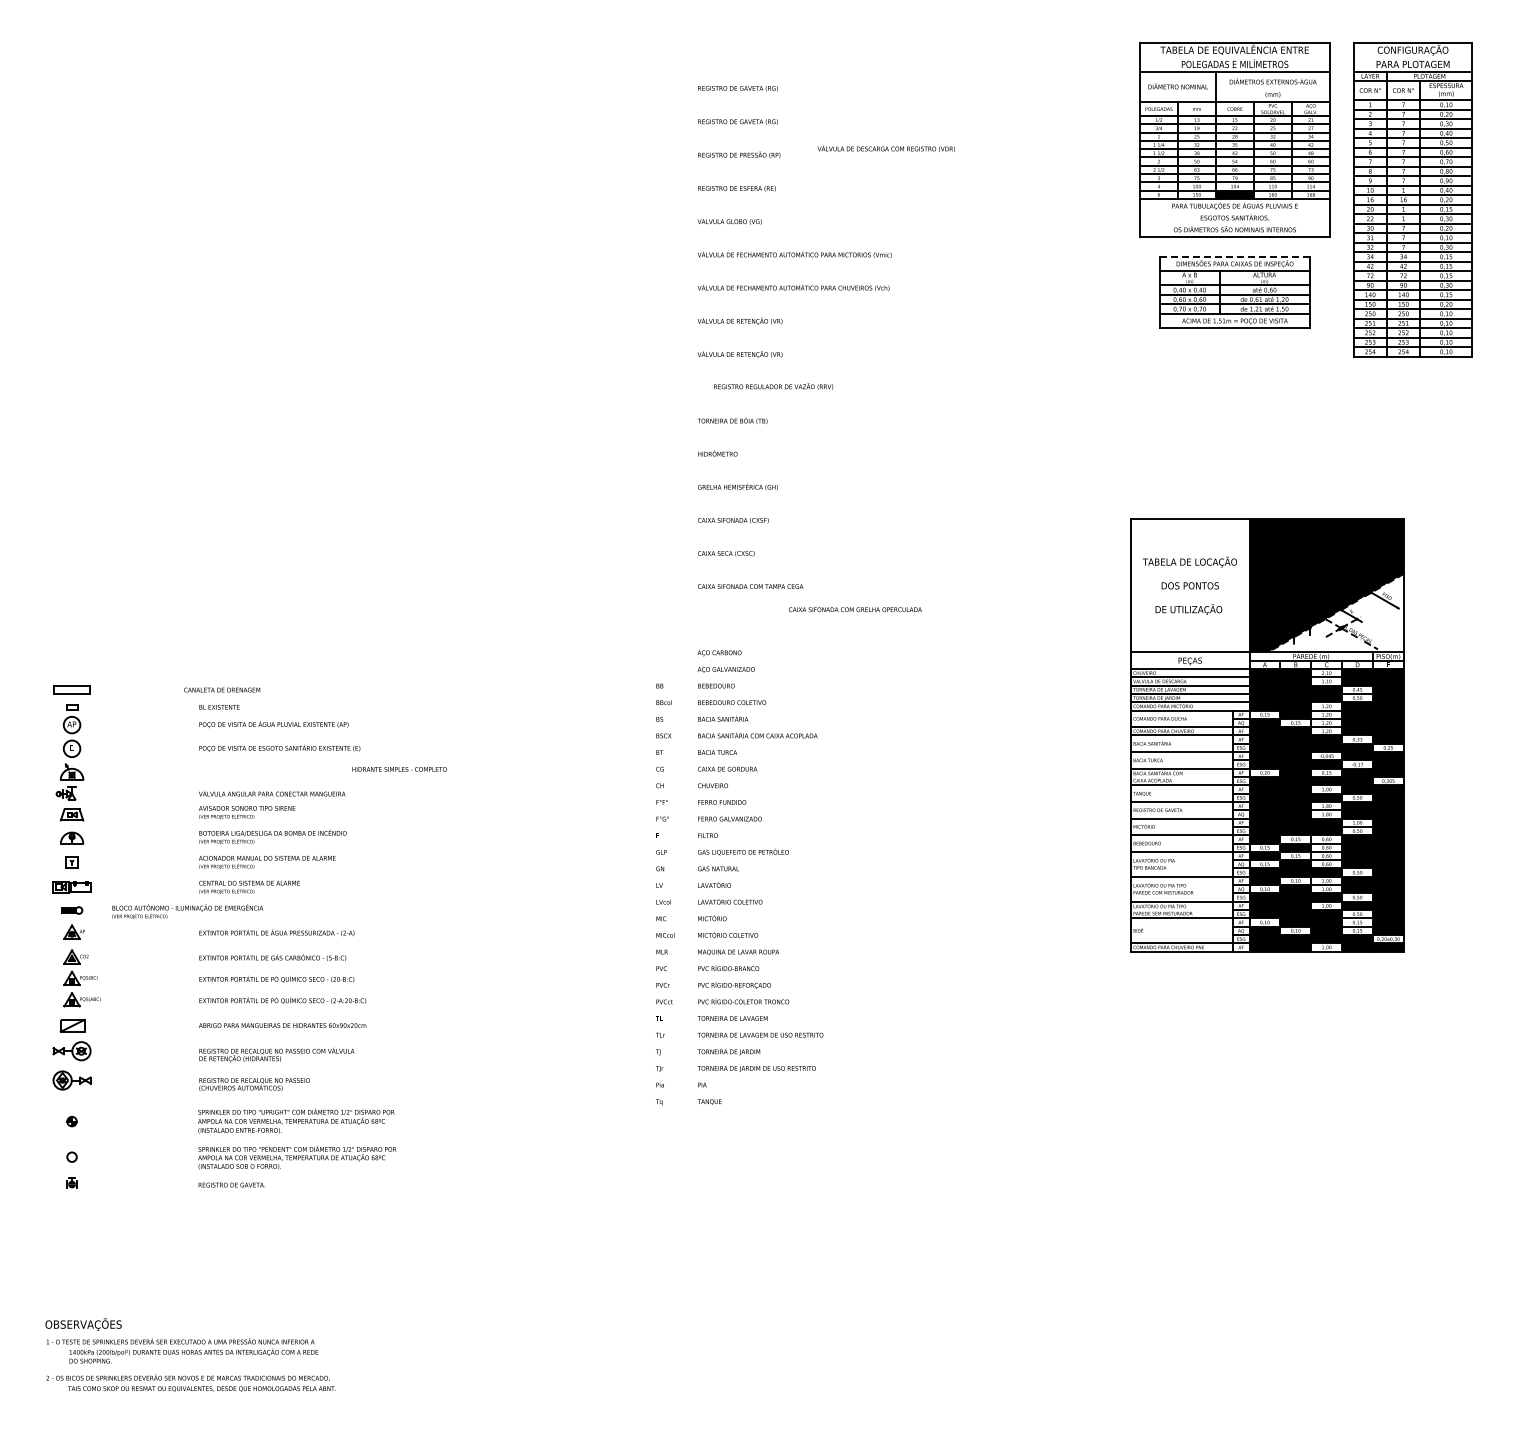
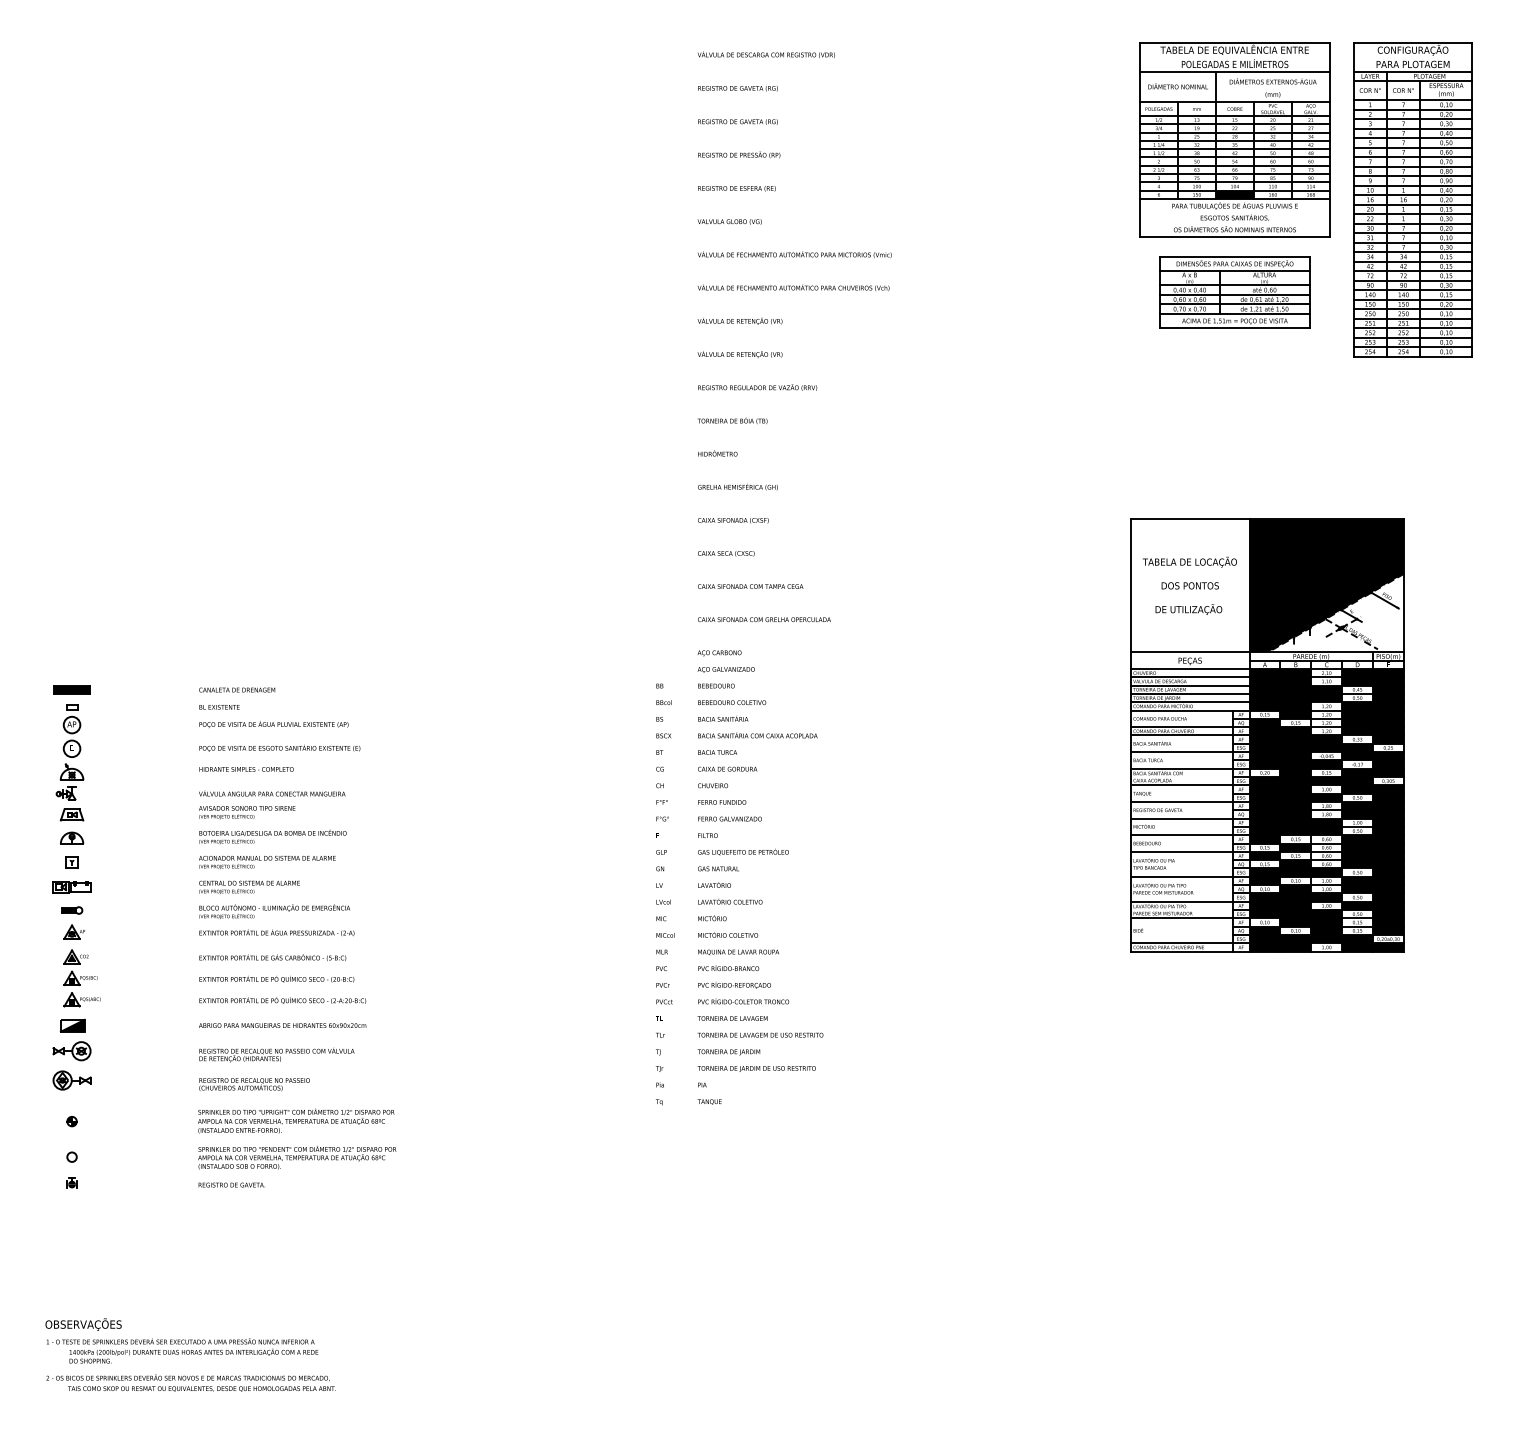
text position: (885, 148) -> (765, 54) (765, 54)
line: dashed -> solid (1234, 256)
text position: (773, 386) -> (757, 387) (757, 387)
text position: (855, 609) -> (764, 619) (764, 619)
fill: none -> present (71, 689)
text position: (222, 689) -> (237, 689) (237, 689)
text position: (399, 769) -> (246, 769) (246, 769)
text position: (187, 911) -> (274, 911) (274, 911)
fill: none -> present (72, 1025)
